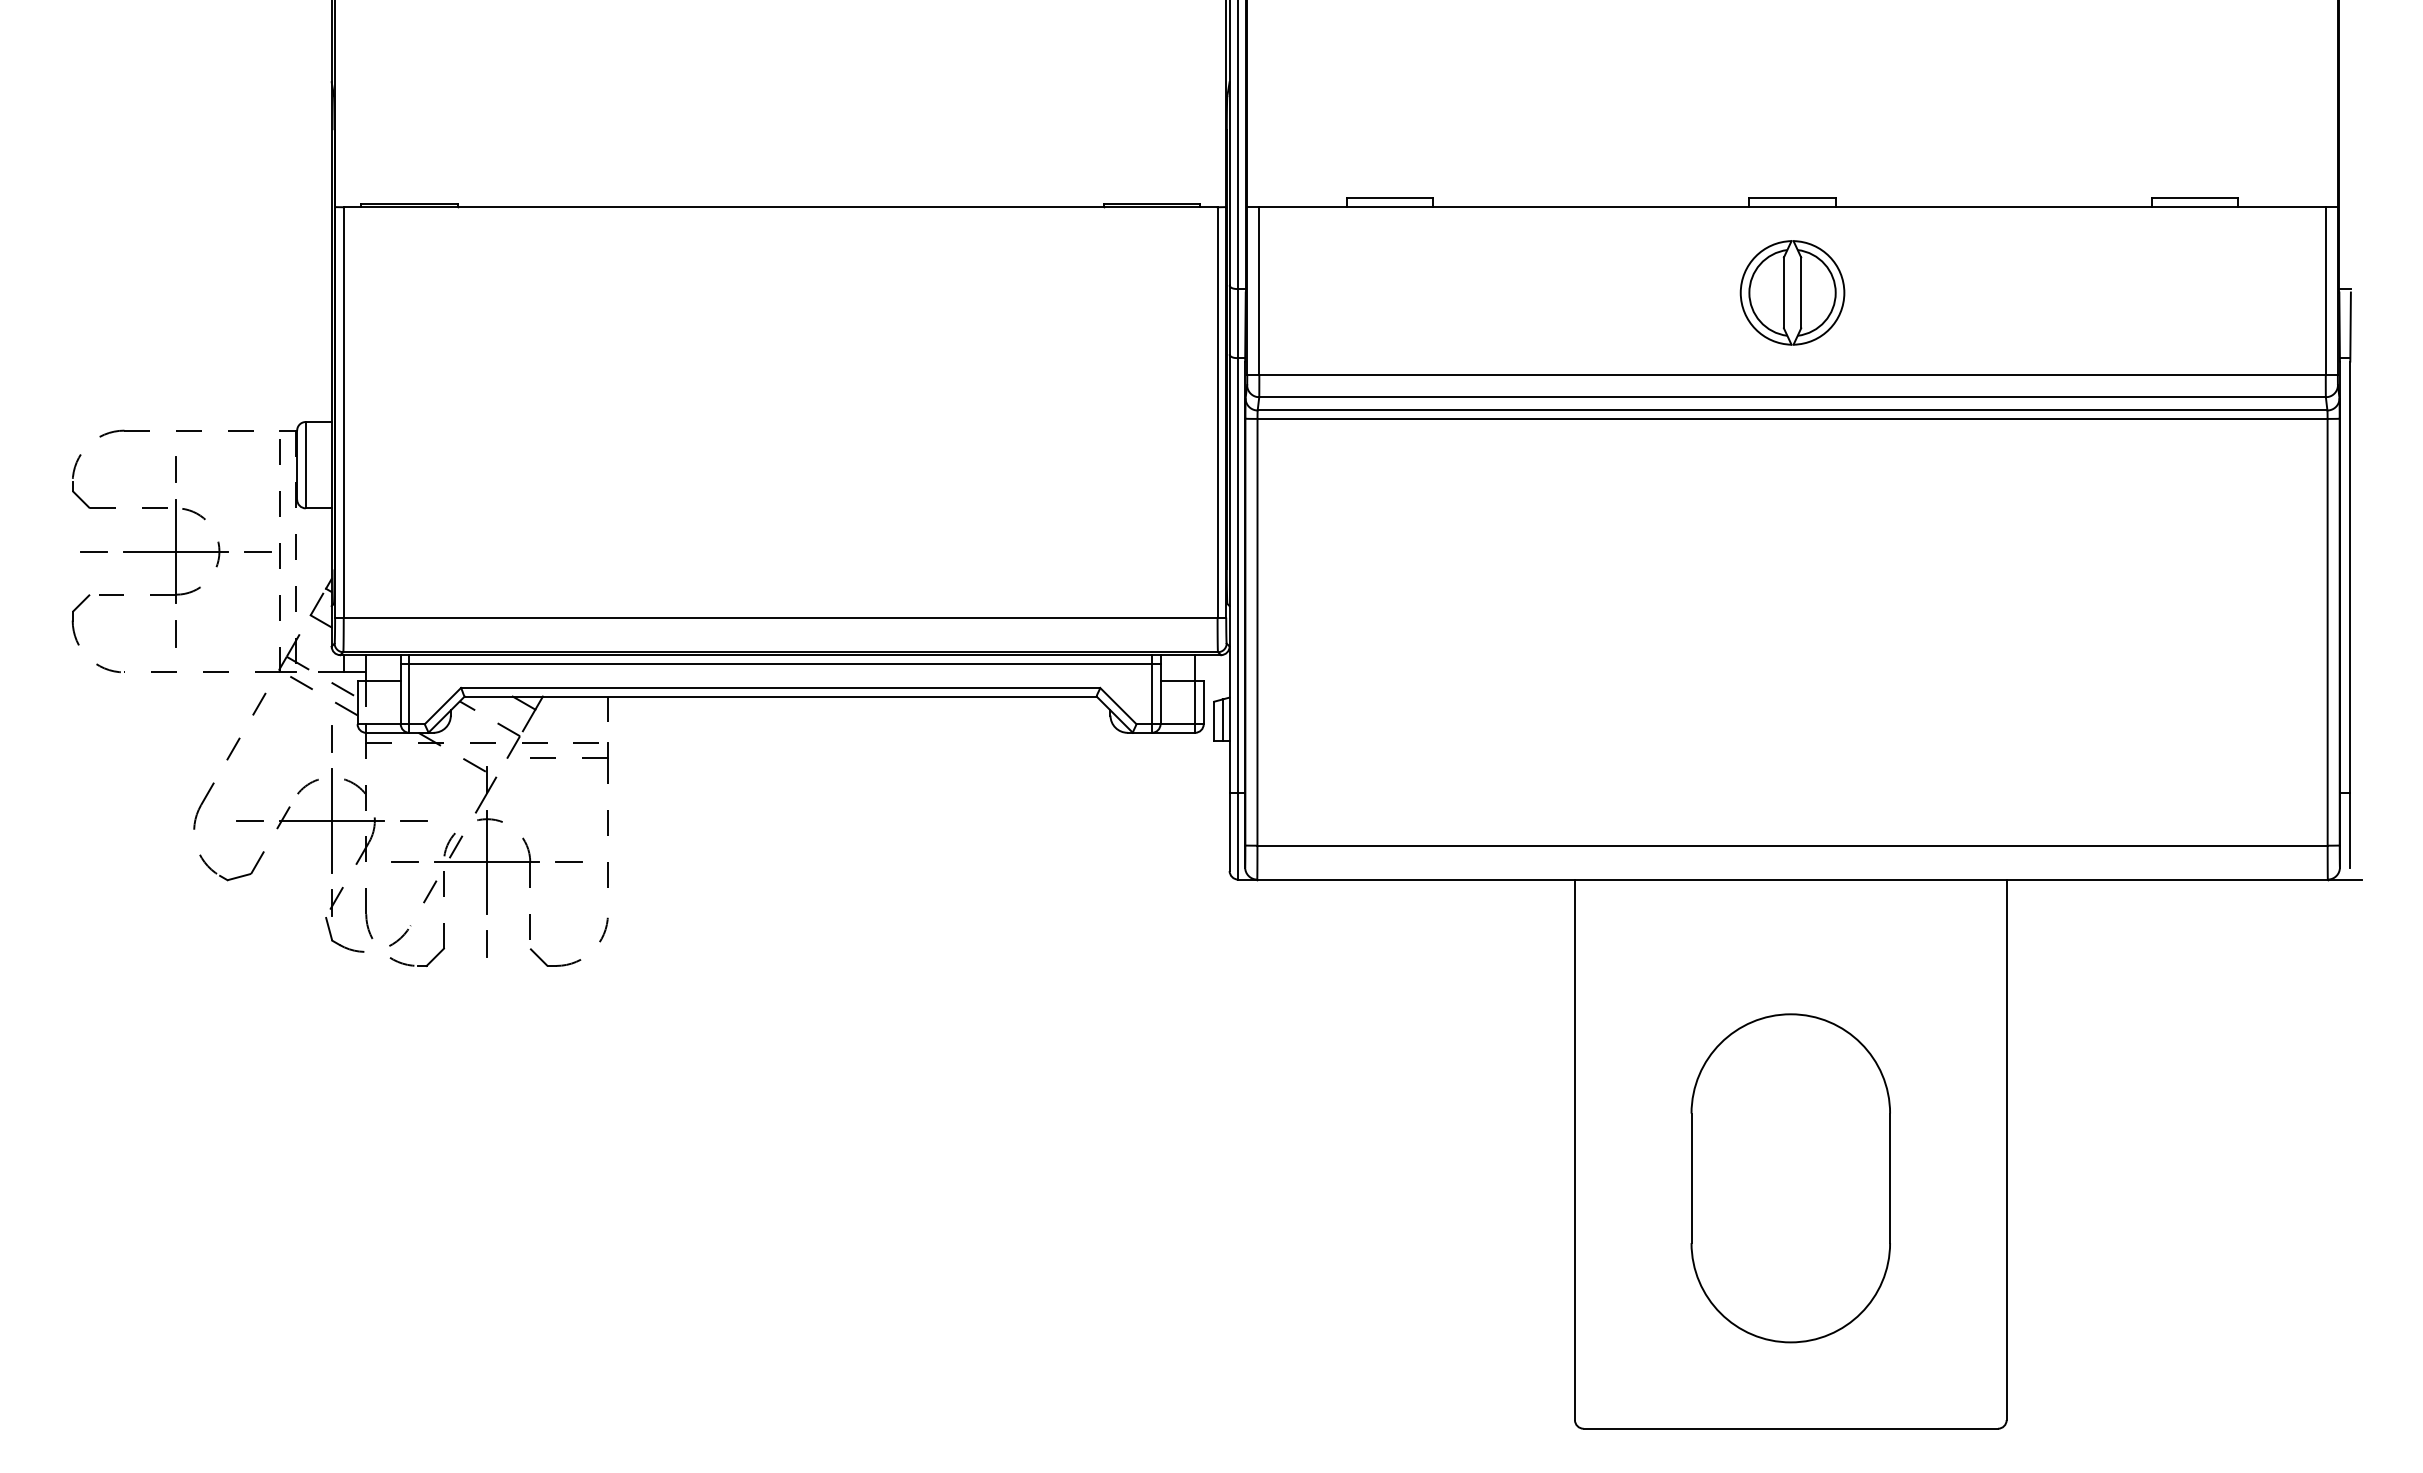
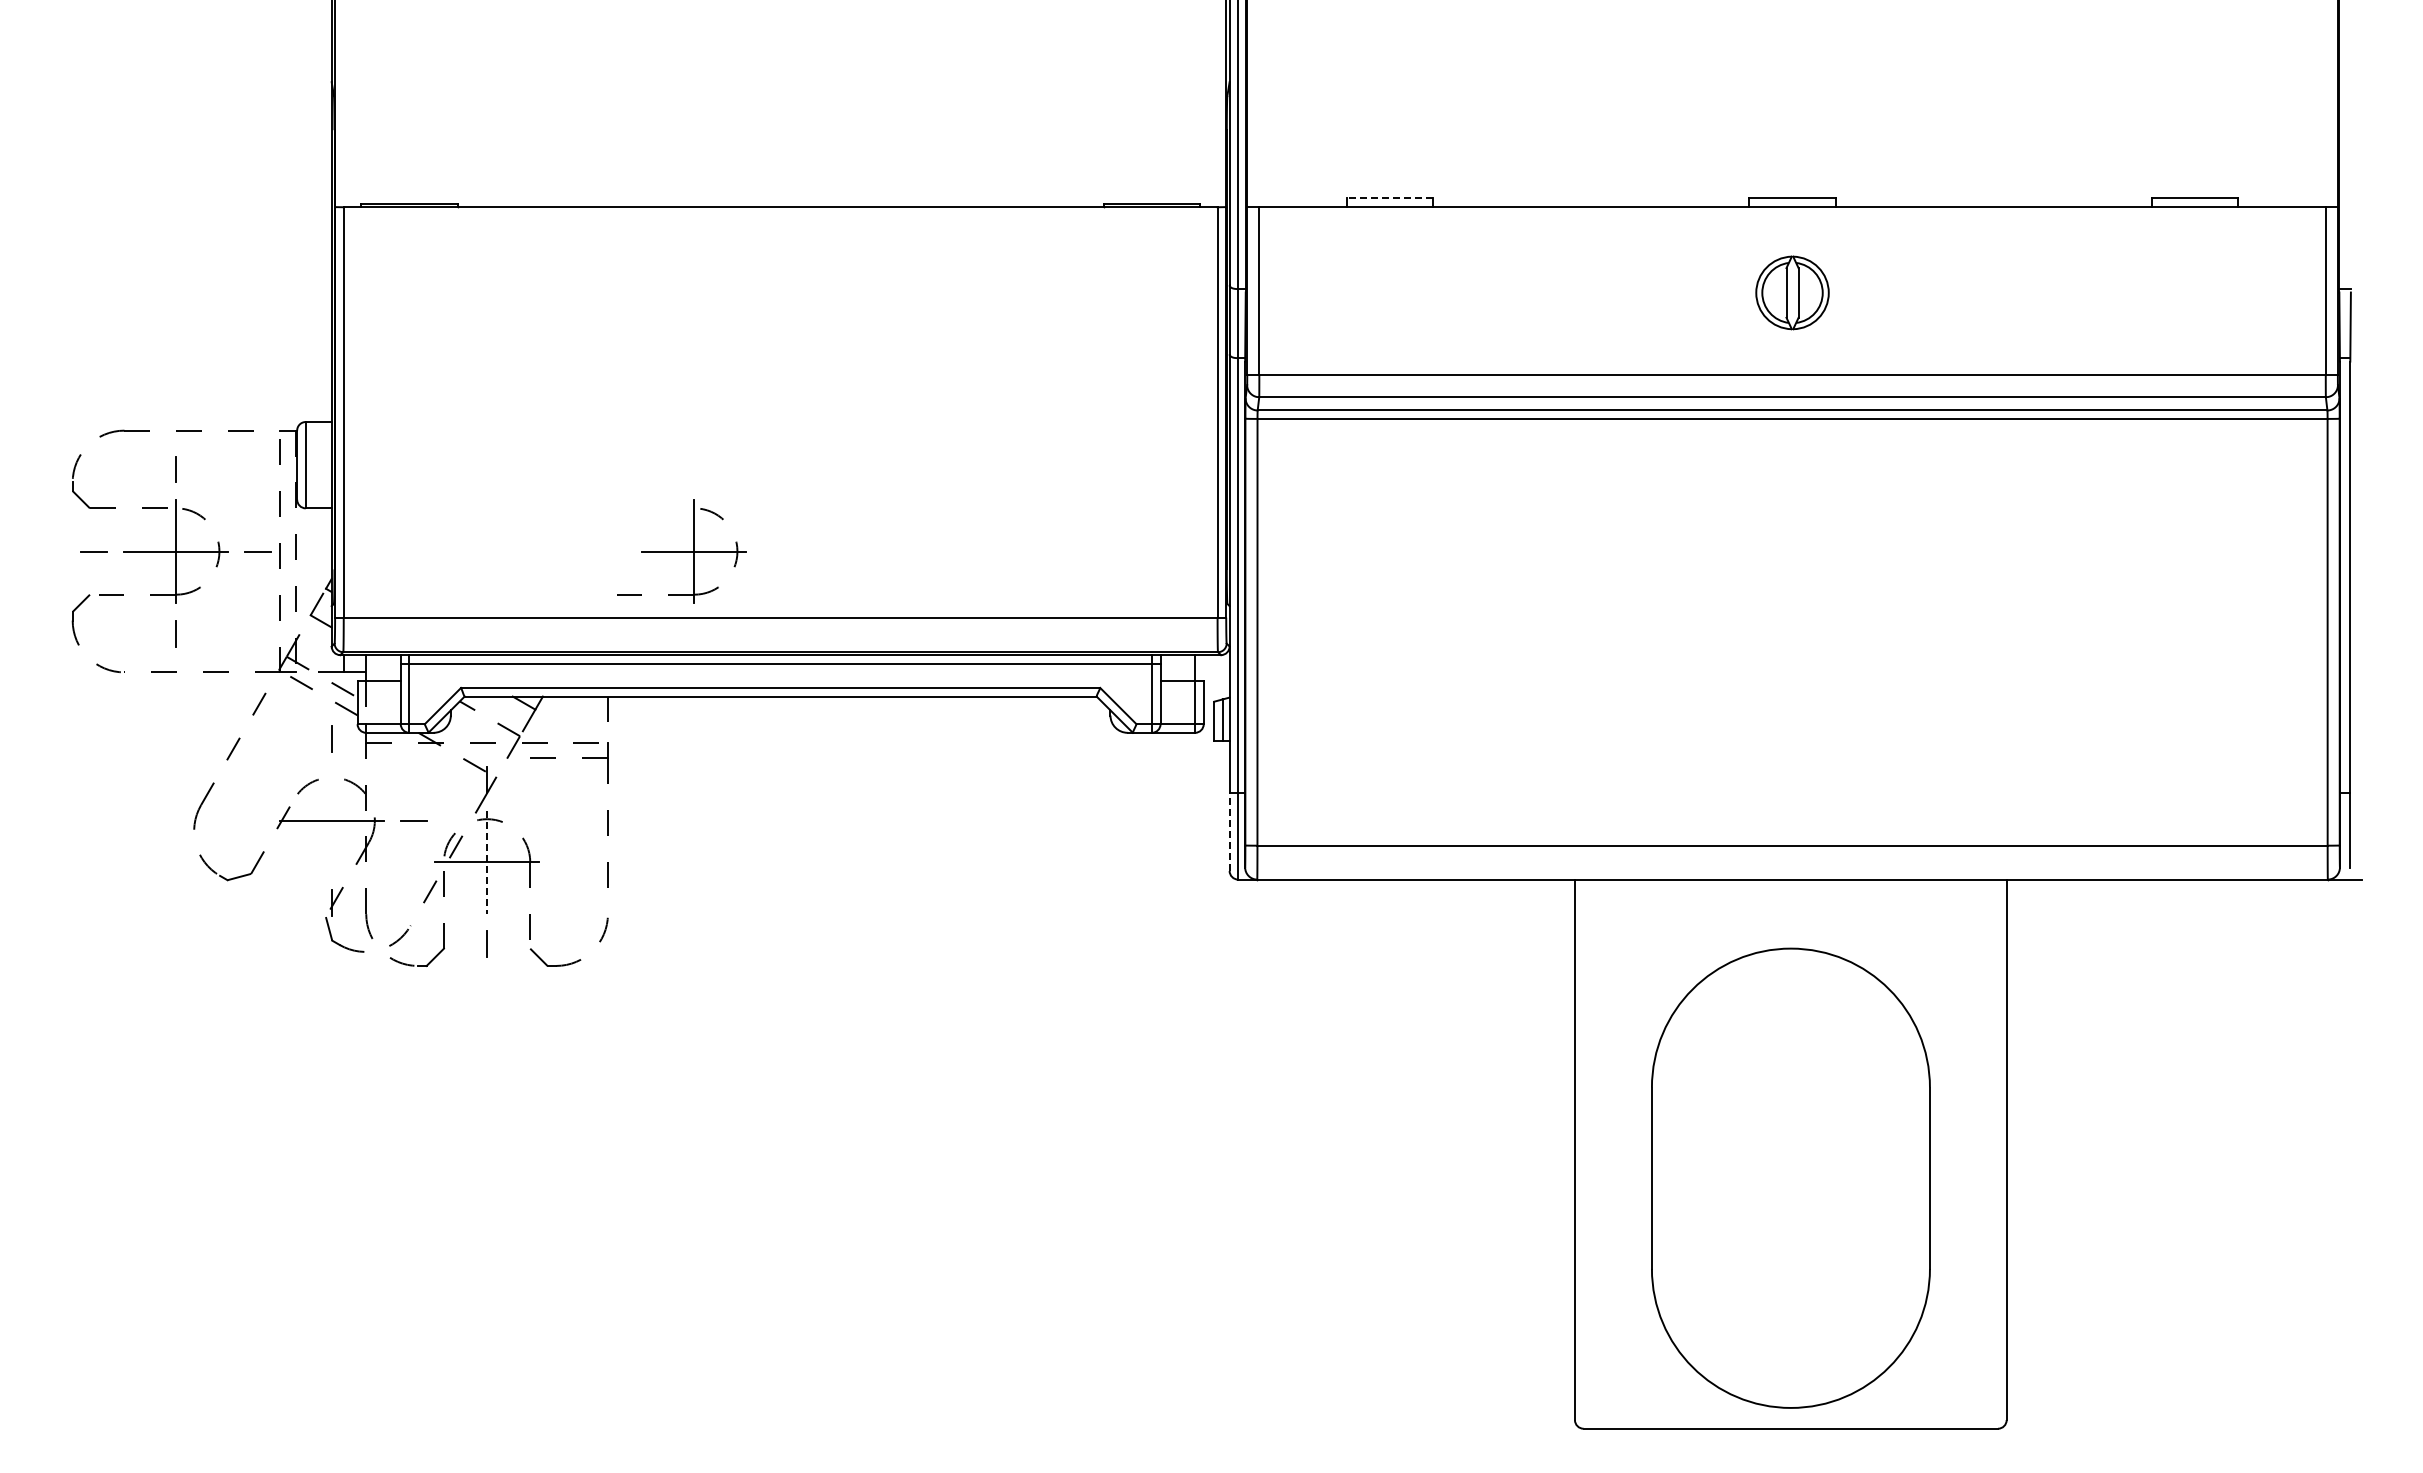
line: solid -> dashed (1389, 197)
part size: 107x106 px -> 75x76 px (1792, 292)
part: none -> present (681, 551)
line: present -> none (249, 820)
line: present -> none (331, 820)
line: solid -> dashed (1229, 832)
line: present -> none (405, 862)
line: solid -> dashed (487, 862)
line: present -> none (569, 862)
part size: 201x331 px -> 280x462 px (1790, 1177)
